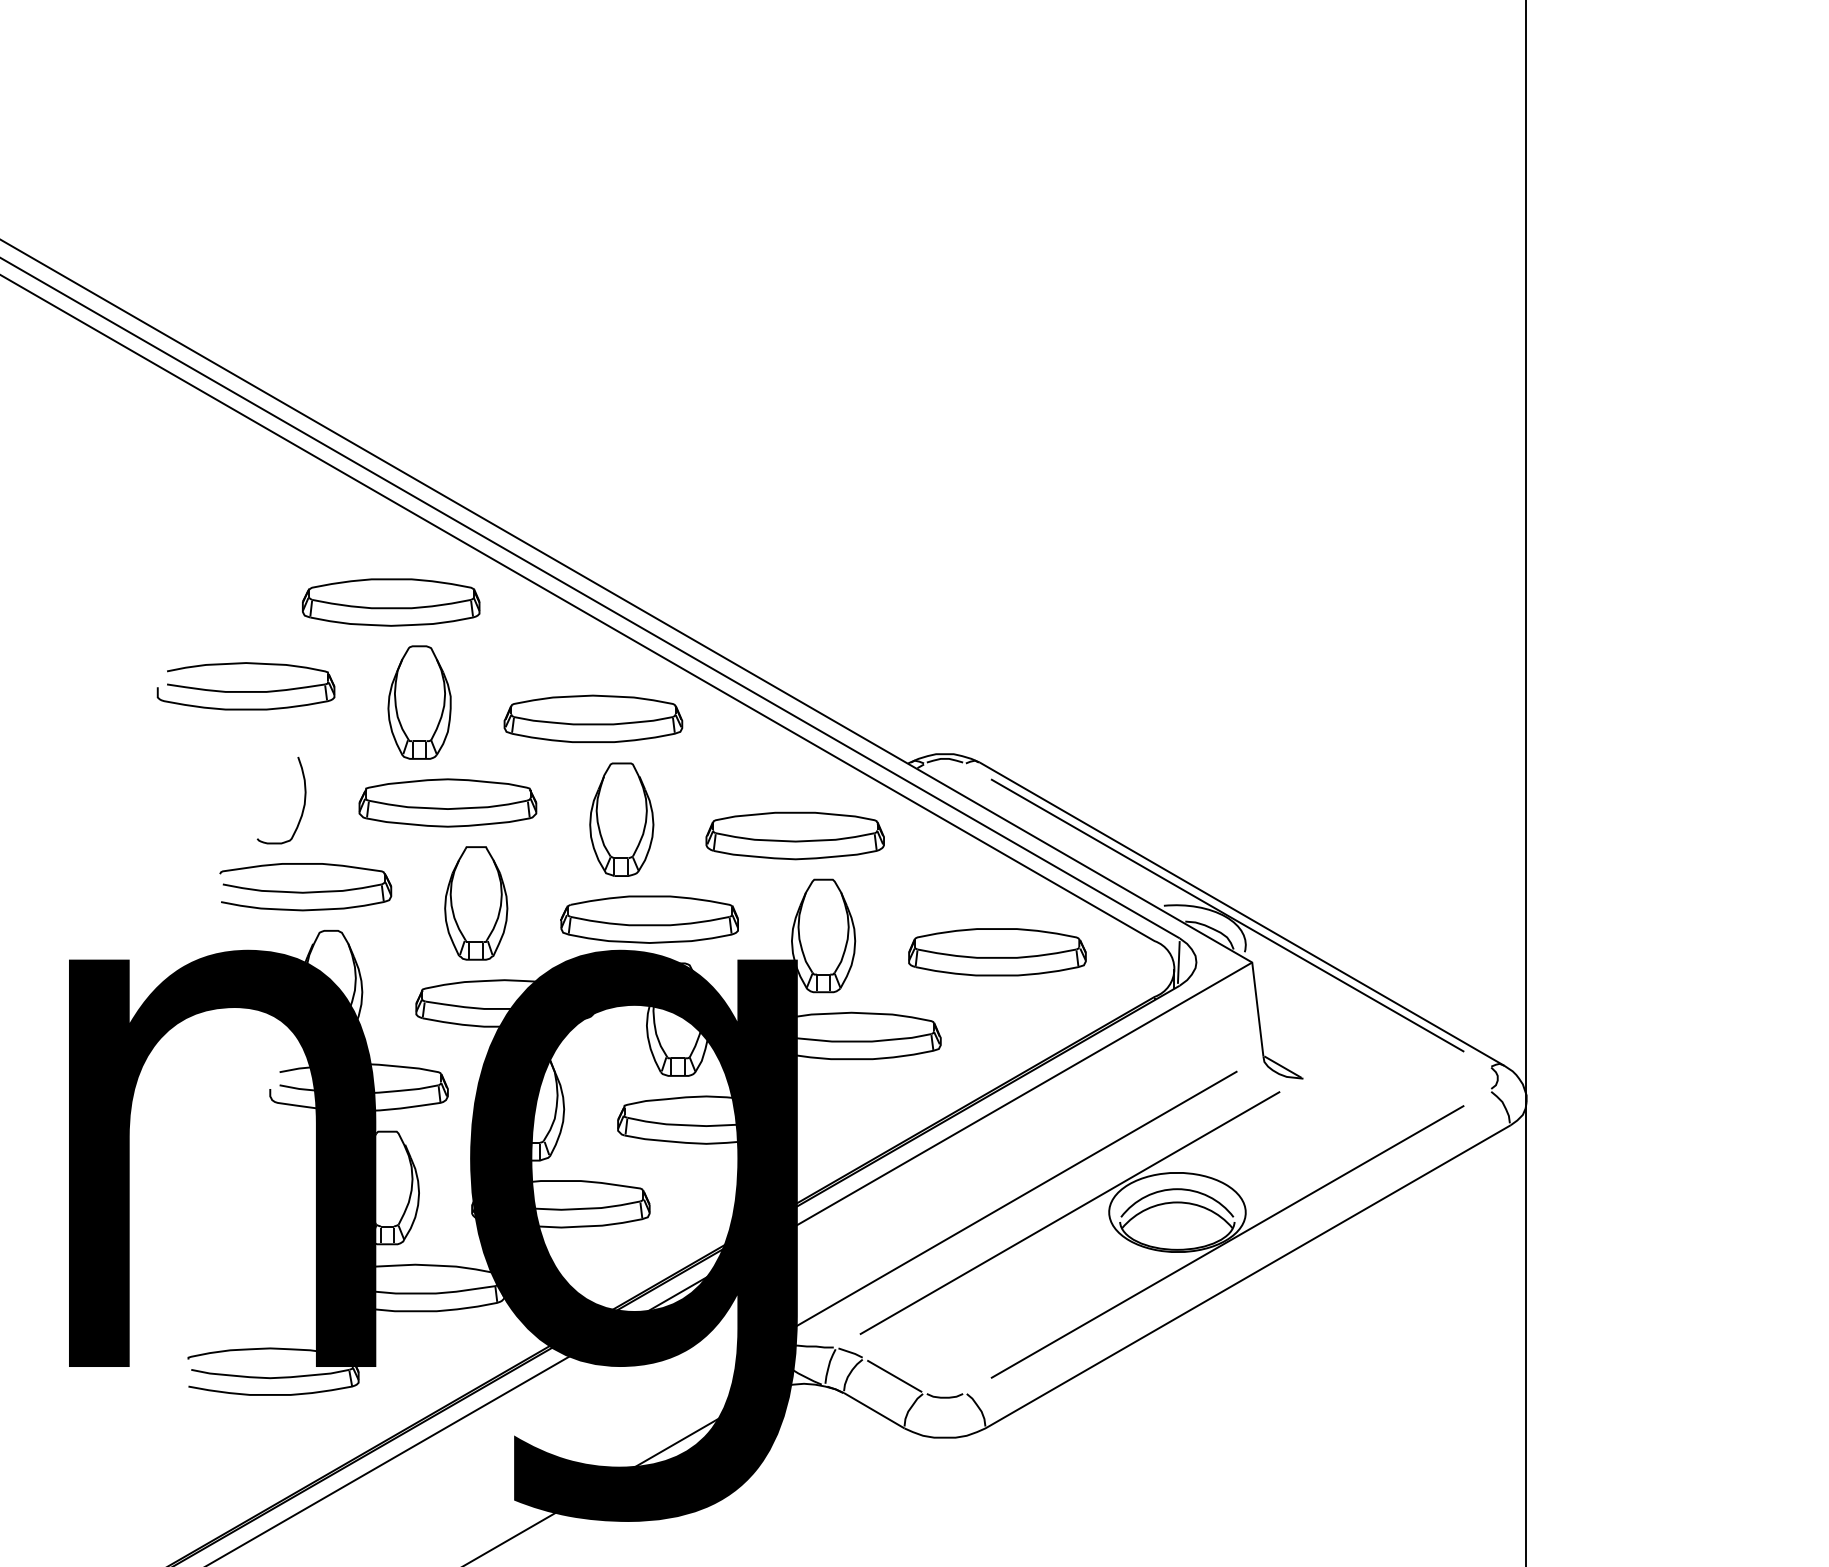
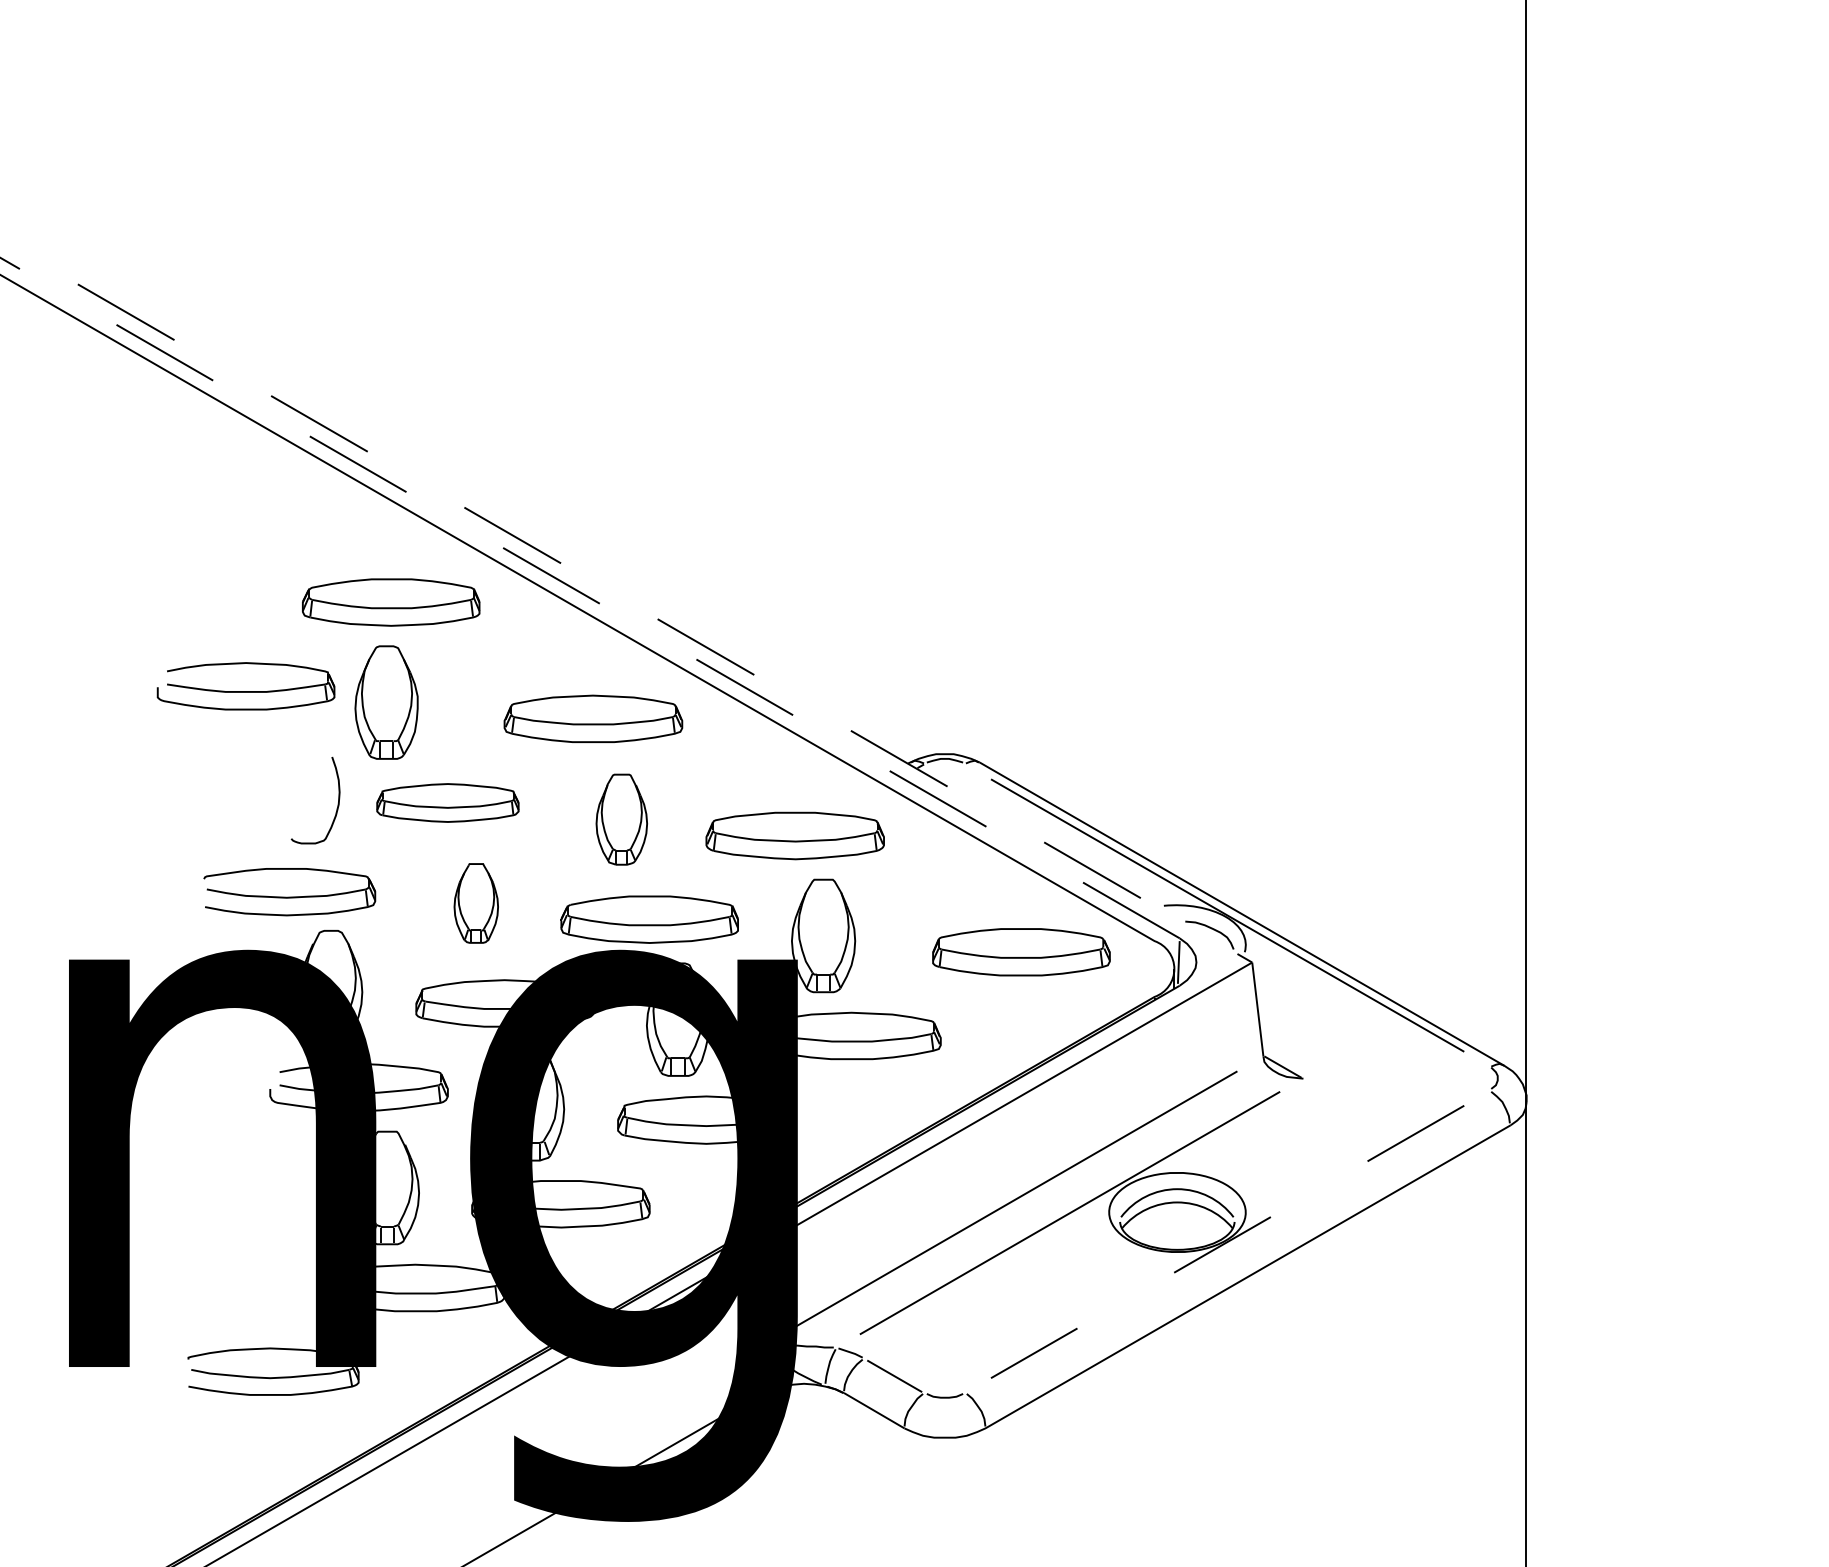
line: solid -> dashed (589, 598)
line: solid -> dashed (667, 625)
part position: (419, 702) -> (386, 702) (386, 702)
part size: 180x50 px -> 144x40 px (447, 802)
curve position: (303, 803) -> (337, 803) (337, 803)
part size: 66x115 px -> 53x93 px (621, 819)
part position: (305, 887) -> (289, 892) (289, 892)
part size: 65x115 px -> 46x81 px (475, 903)
part position: (997, 952) -> (1021, 952) (1021, 952)
line: solid -> dashed (1227, 1242)
